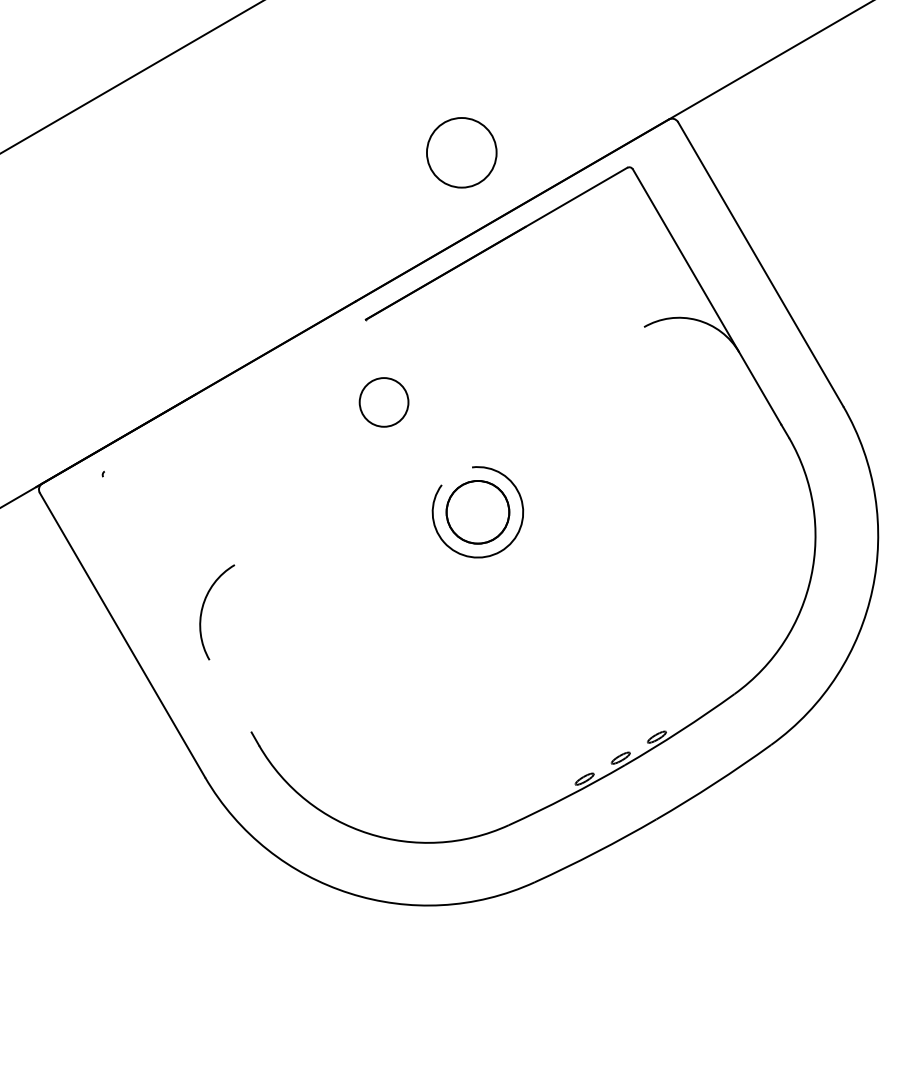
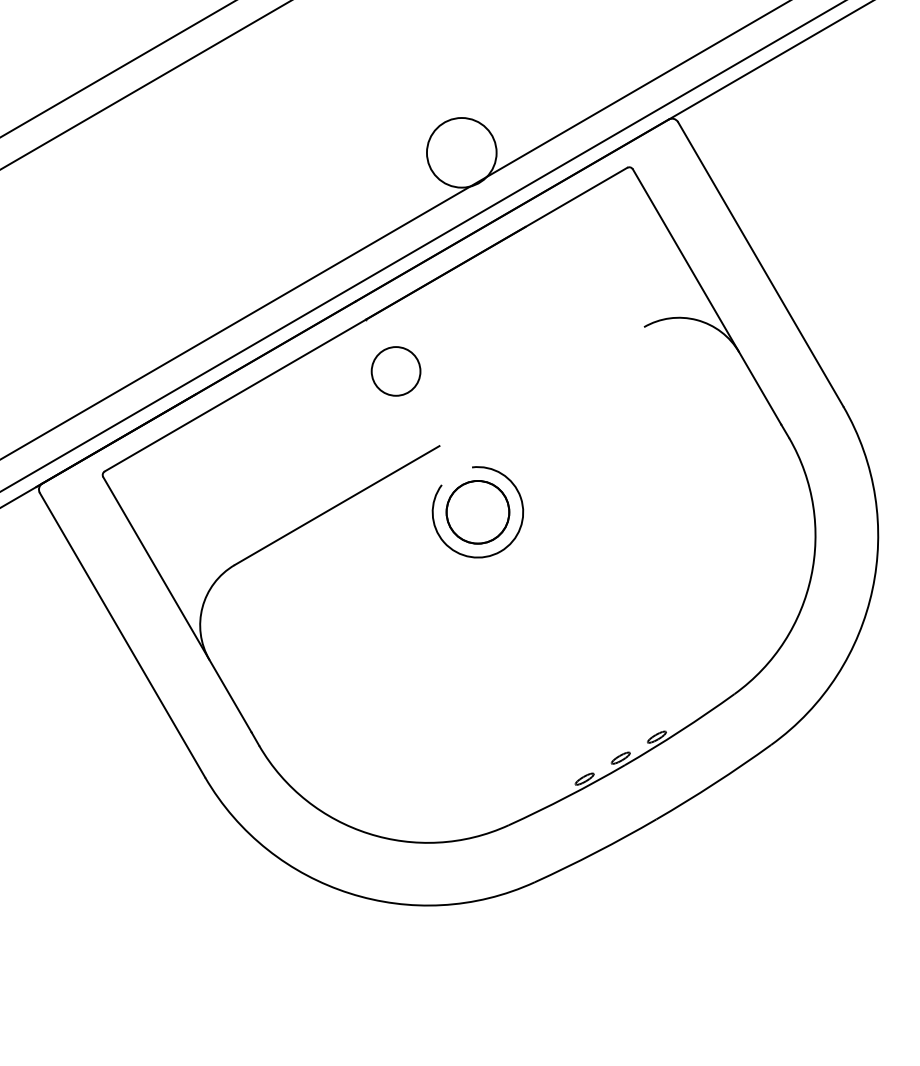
line: none -> present (117, 69)
line position: (131, 77) -> (145, 85) (145, 85)
line: none -> present (394, 230)
line: none -> present (422, 246)
line: none -> present (235, 395)
circle position: (383, 402) -> (395, 371) (395, 371)
line: none -> present (336, 505)
line: none -> present (177, 604)
